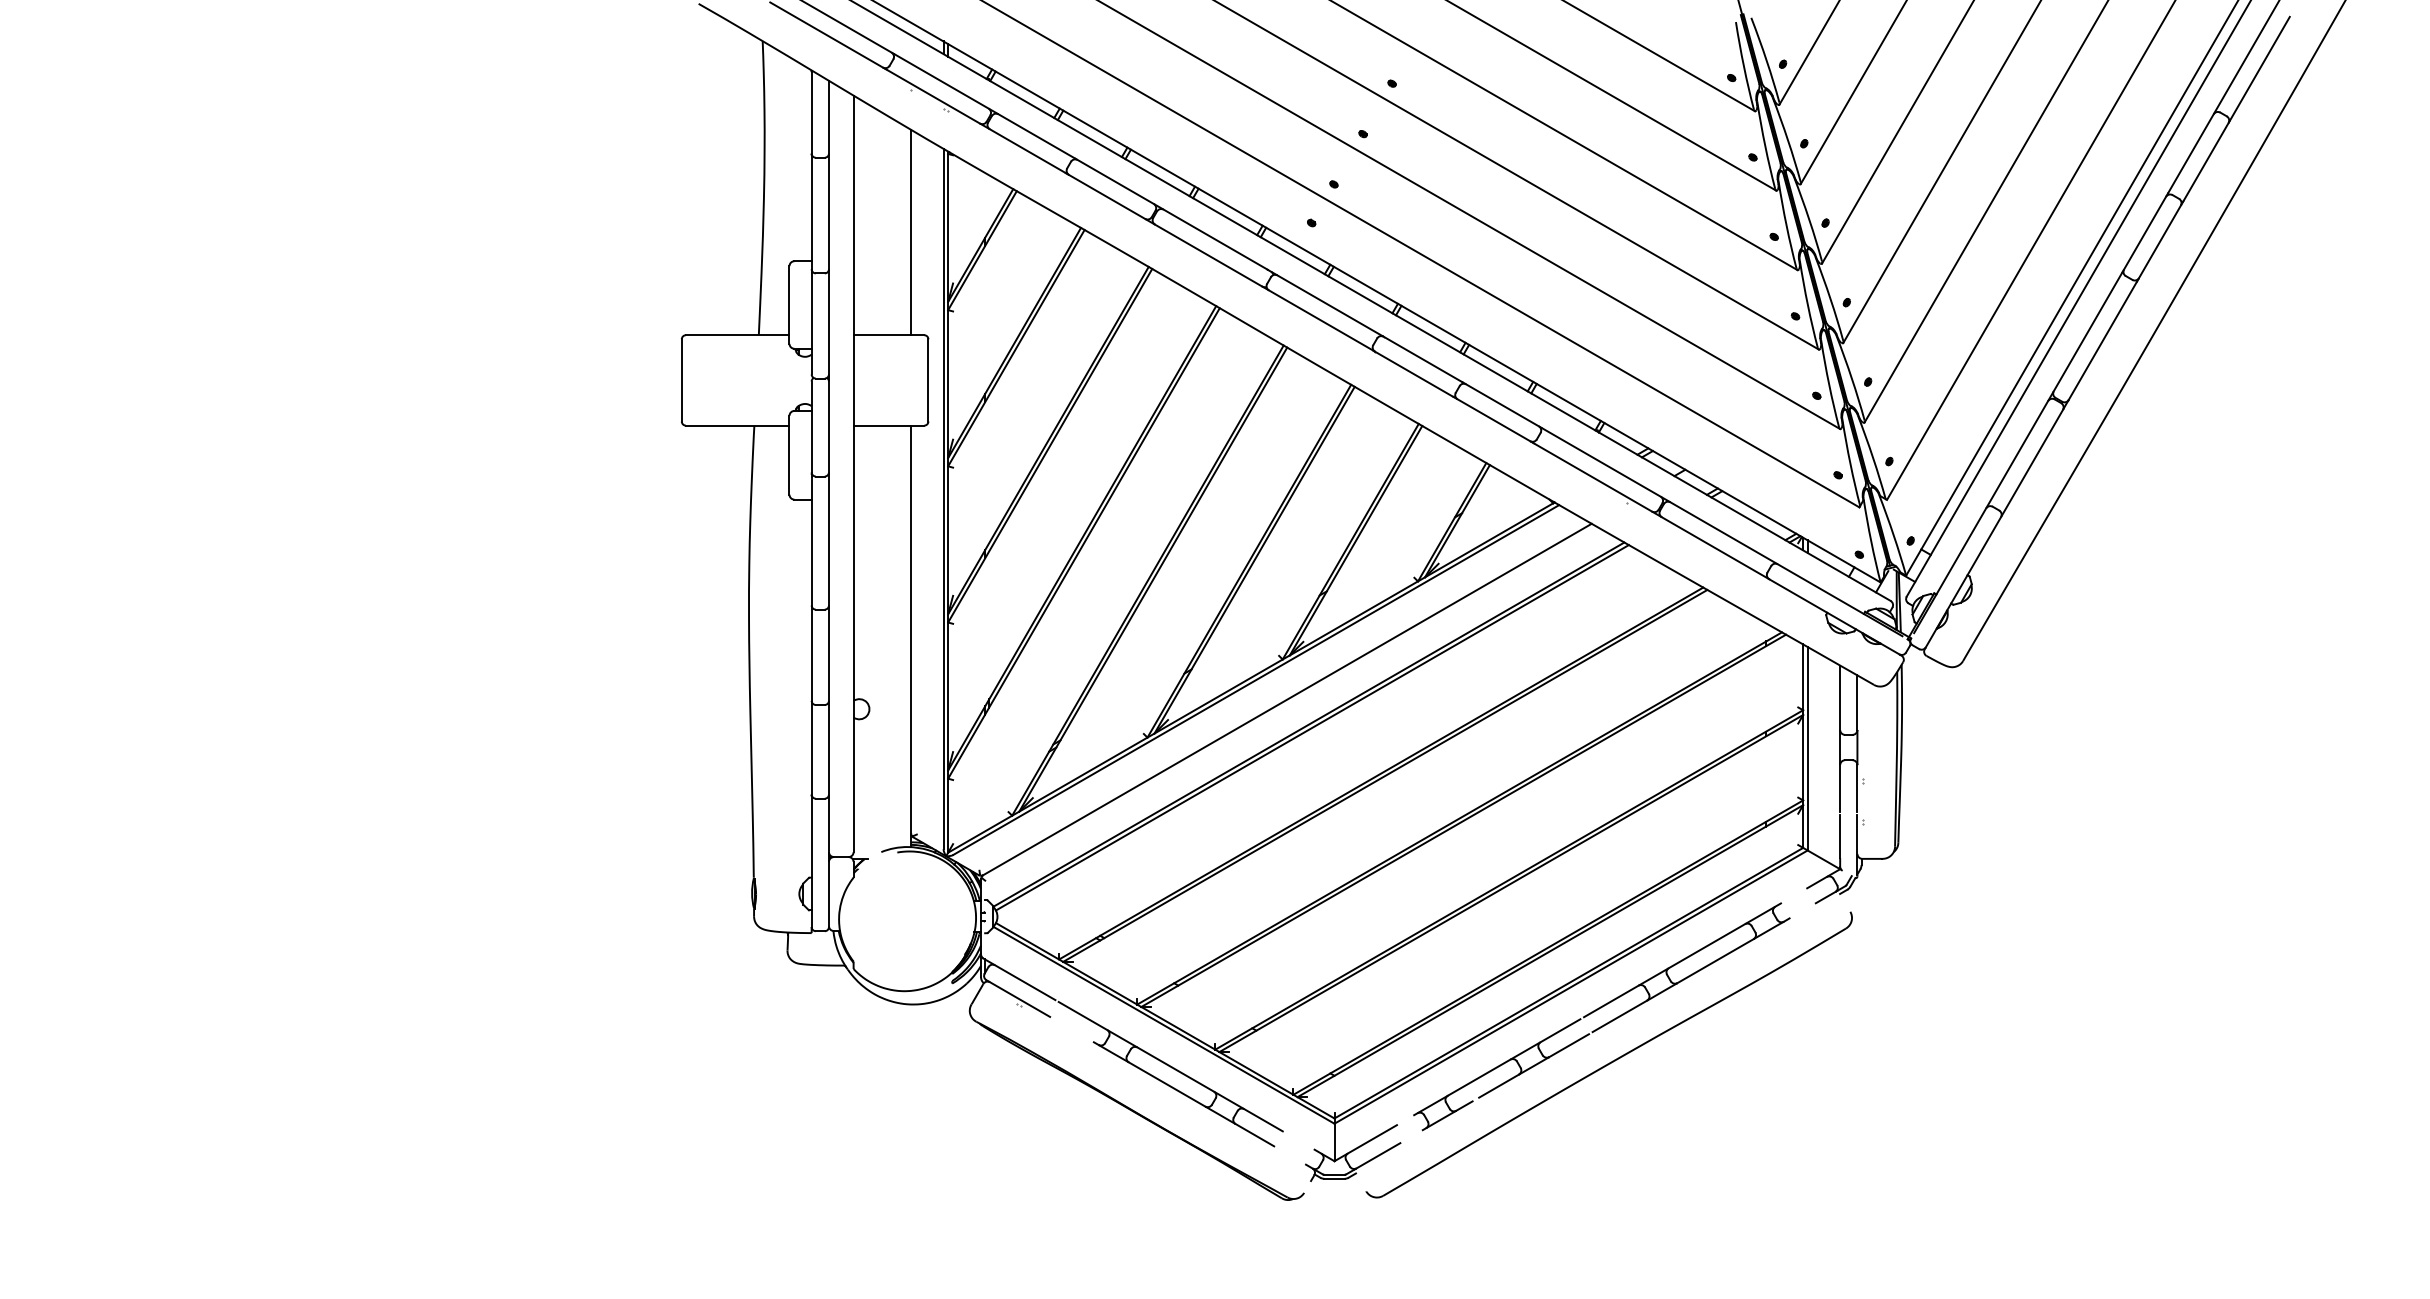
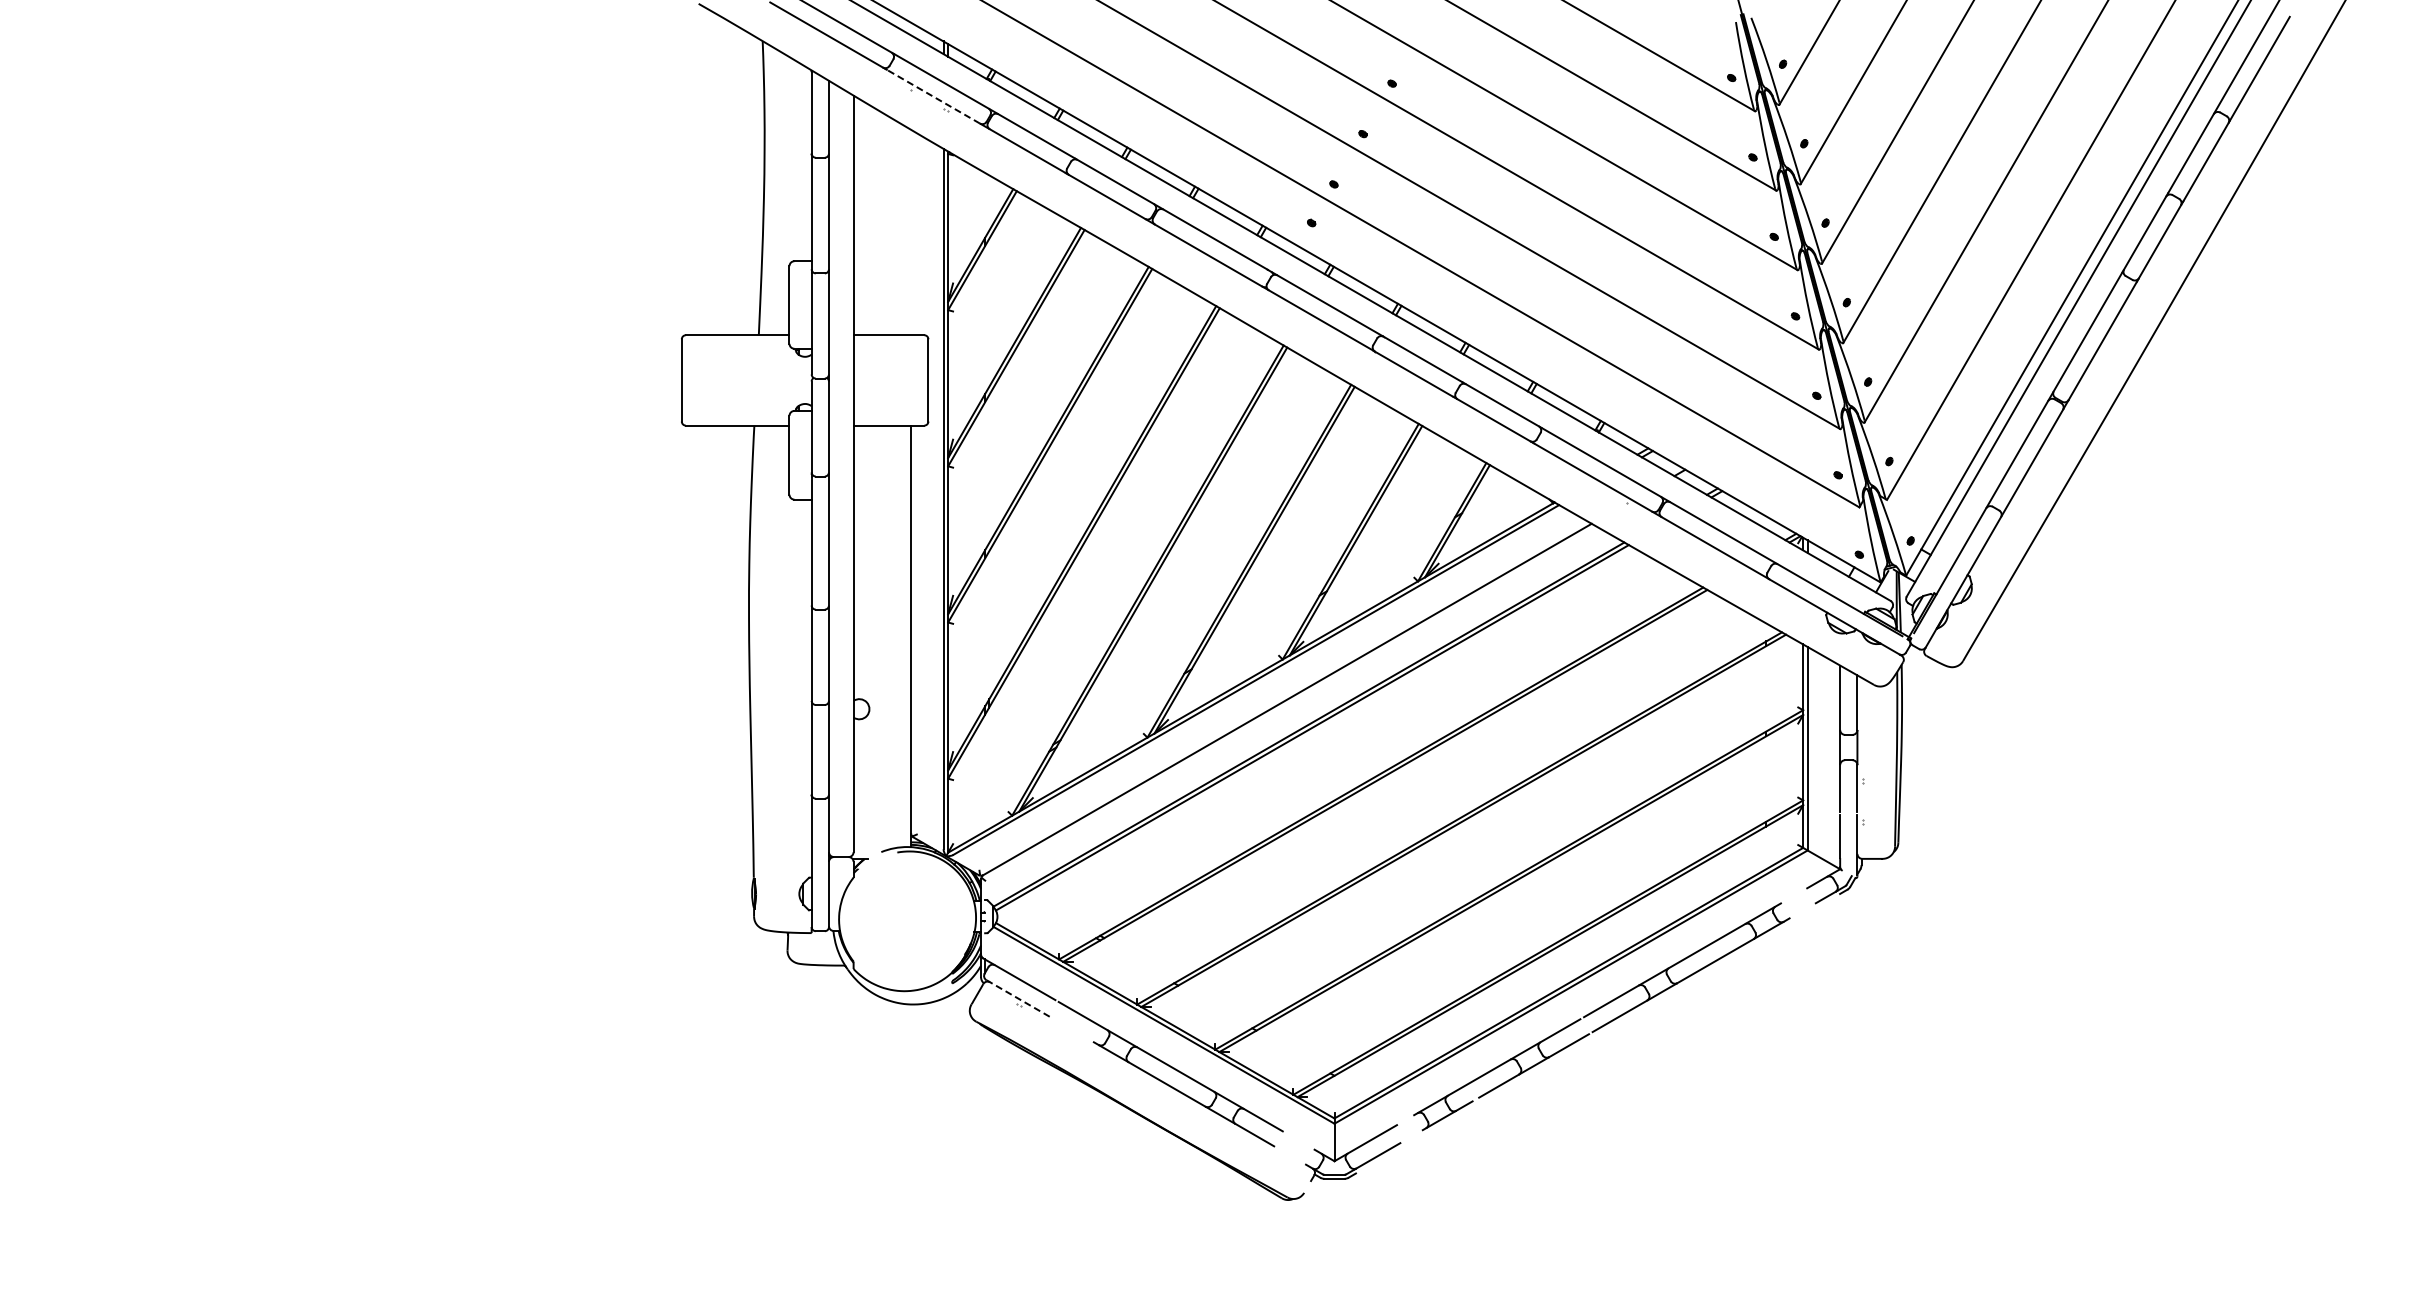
line: solid -> dashed (933, 96)
line: present -> none (911, 232)
line: solid -> dashed (1018, 998)
part: present -> none (1612, 1060)
